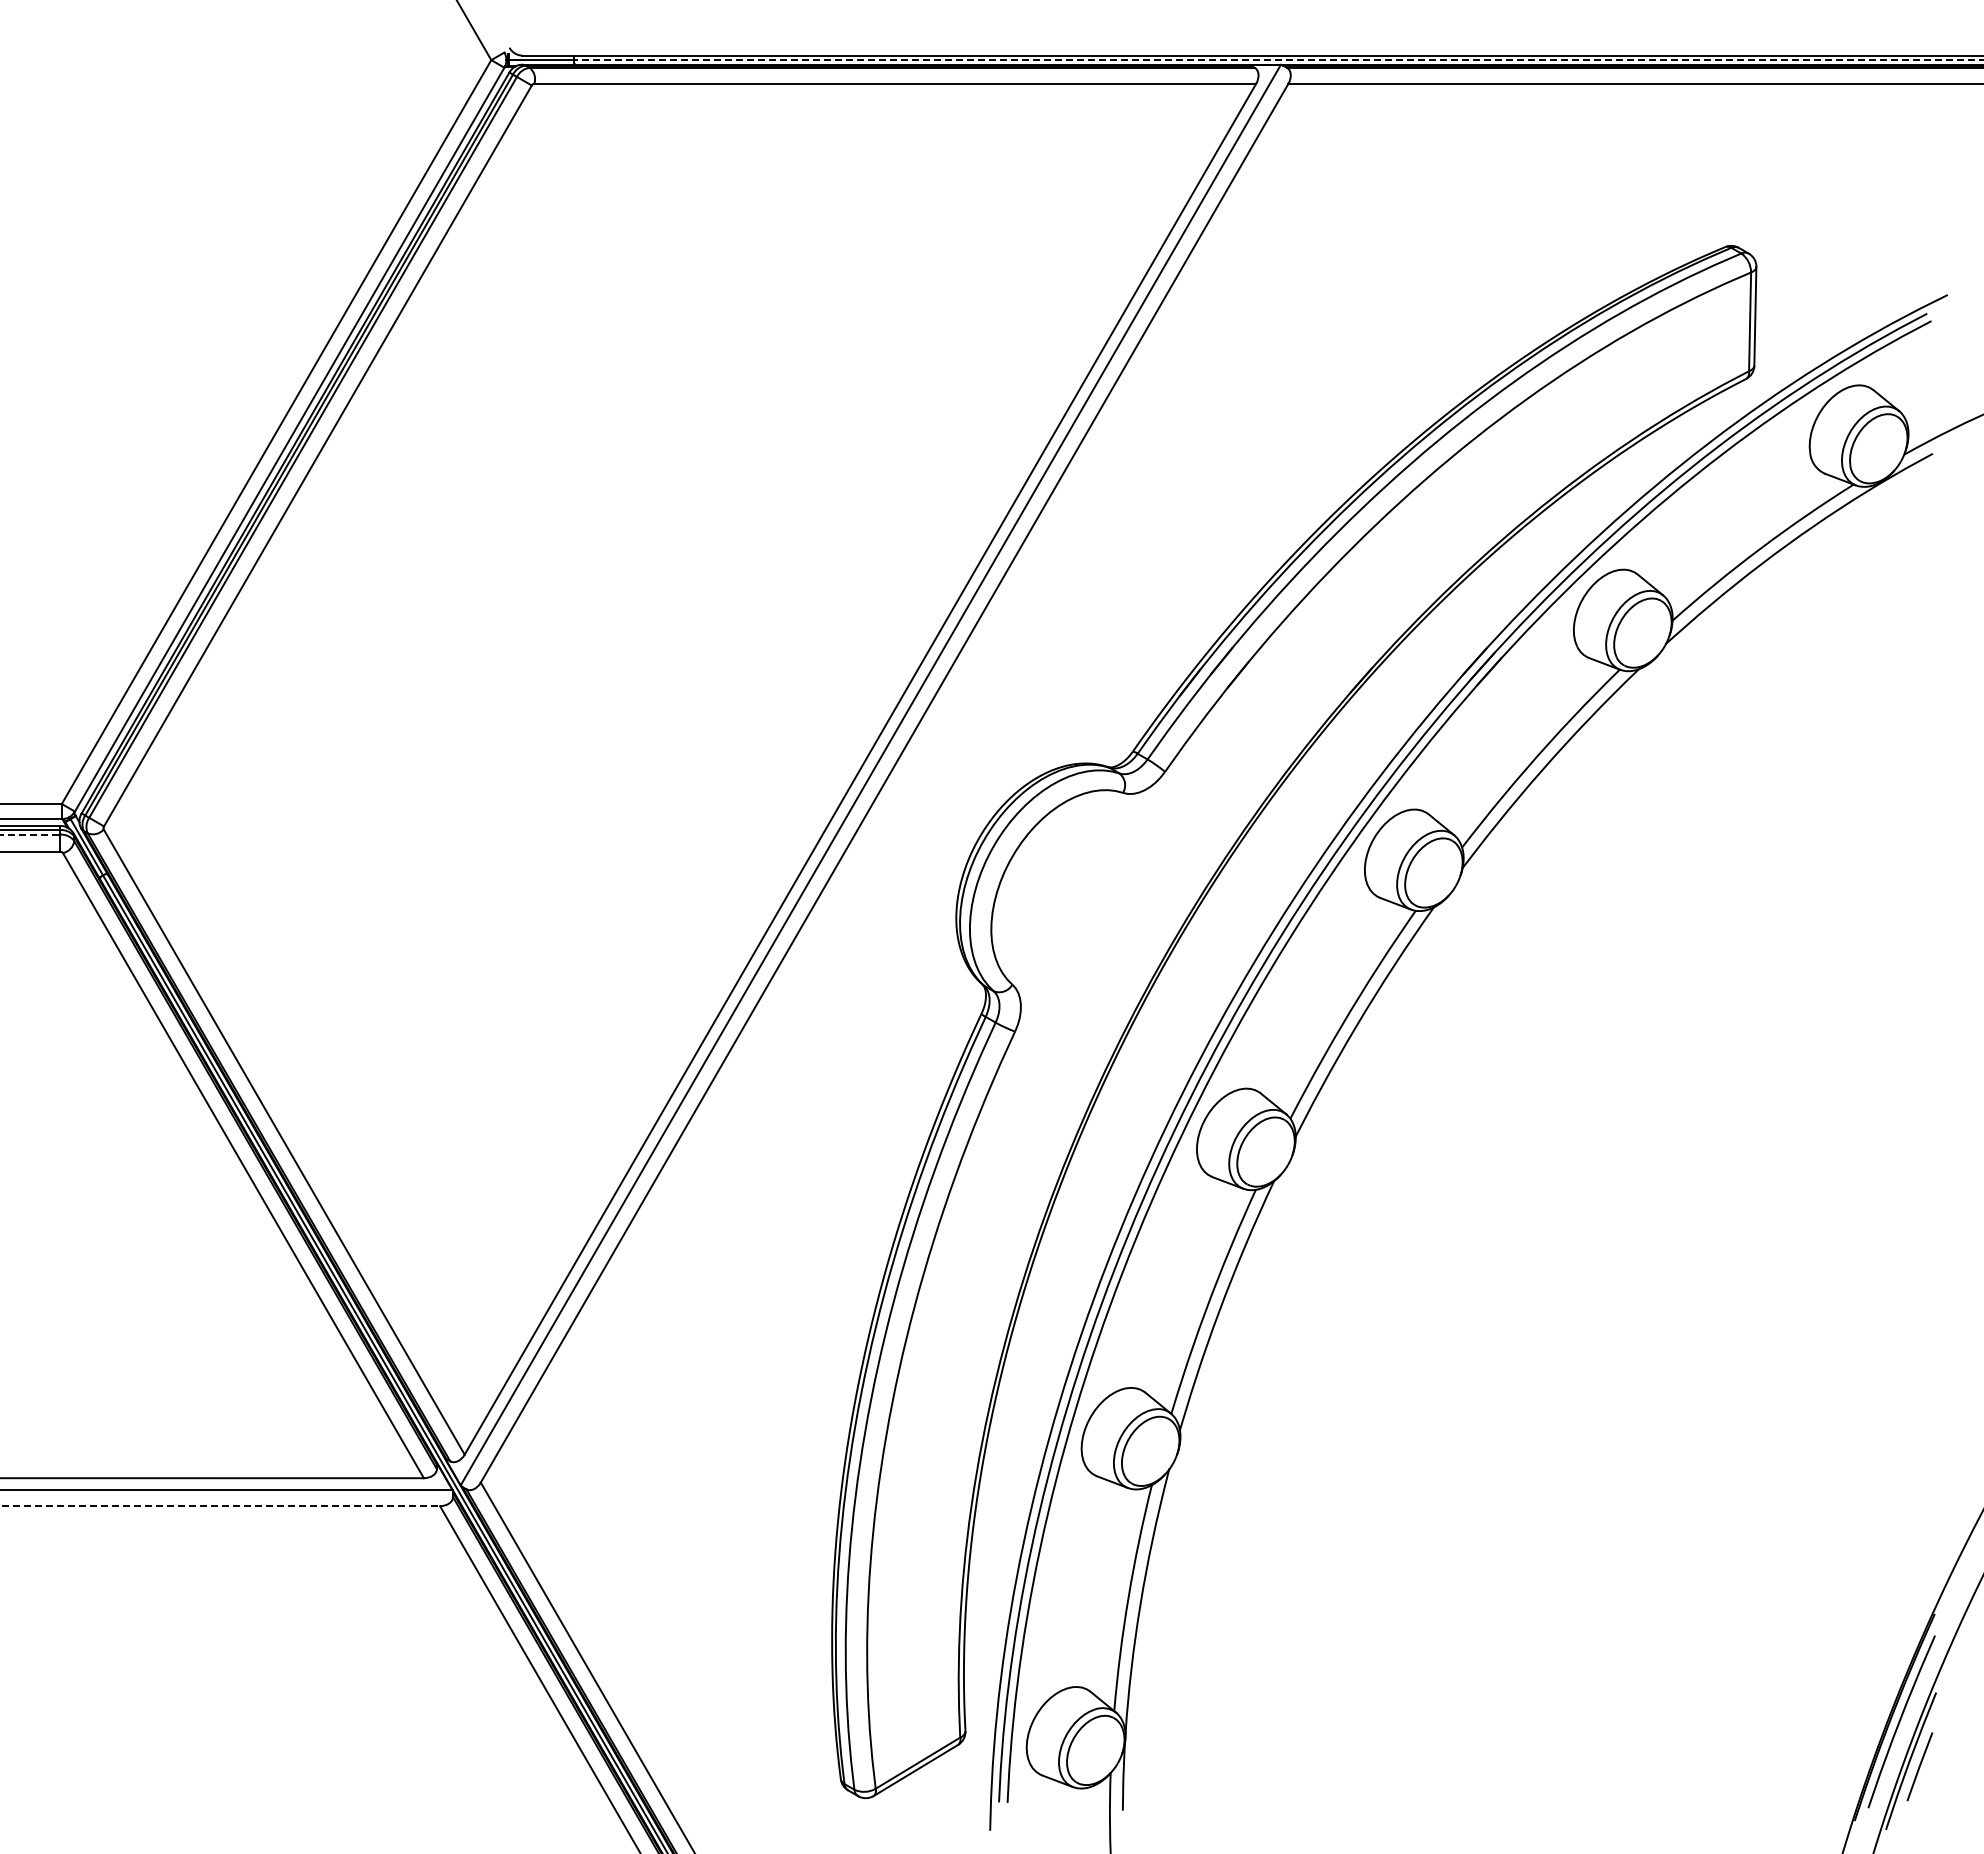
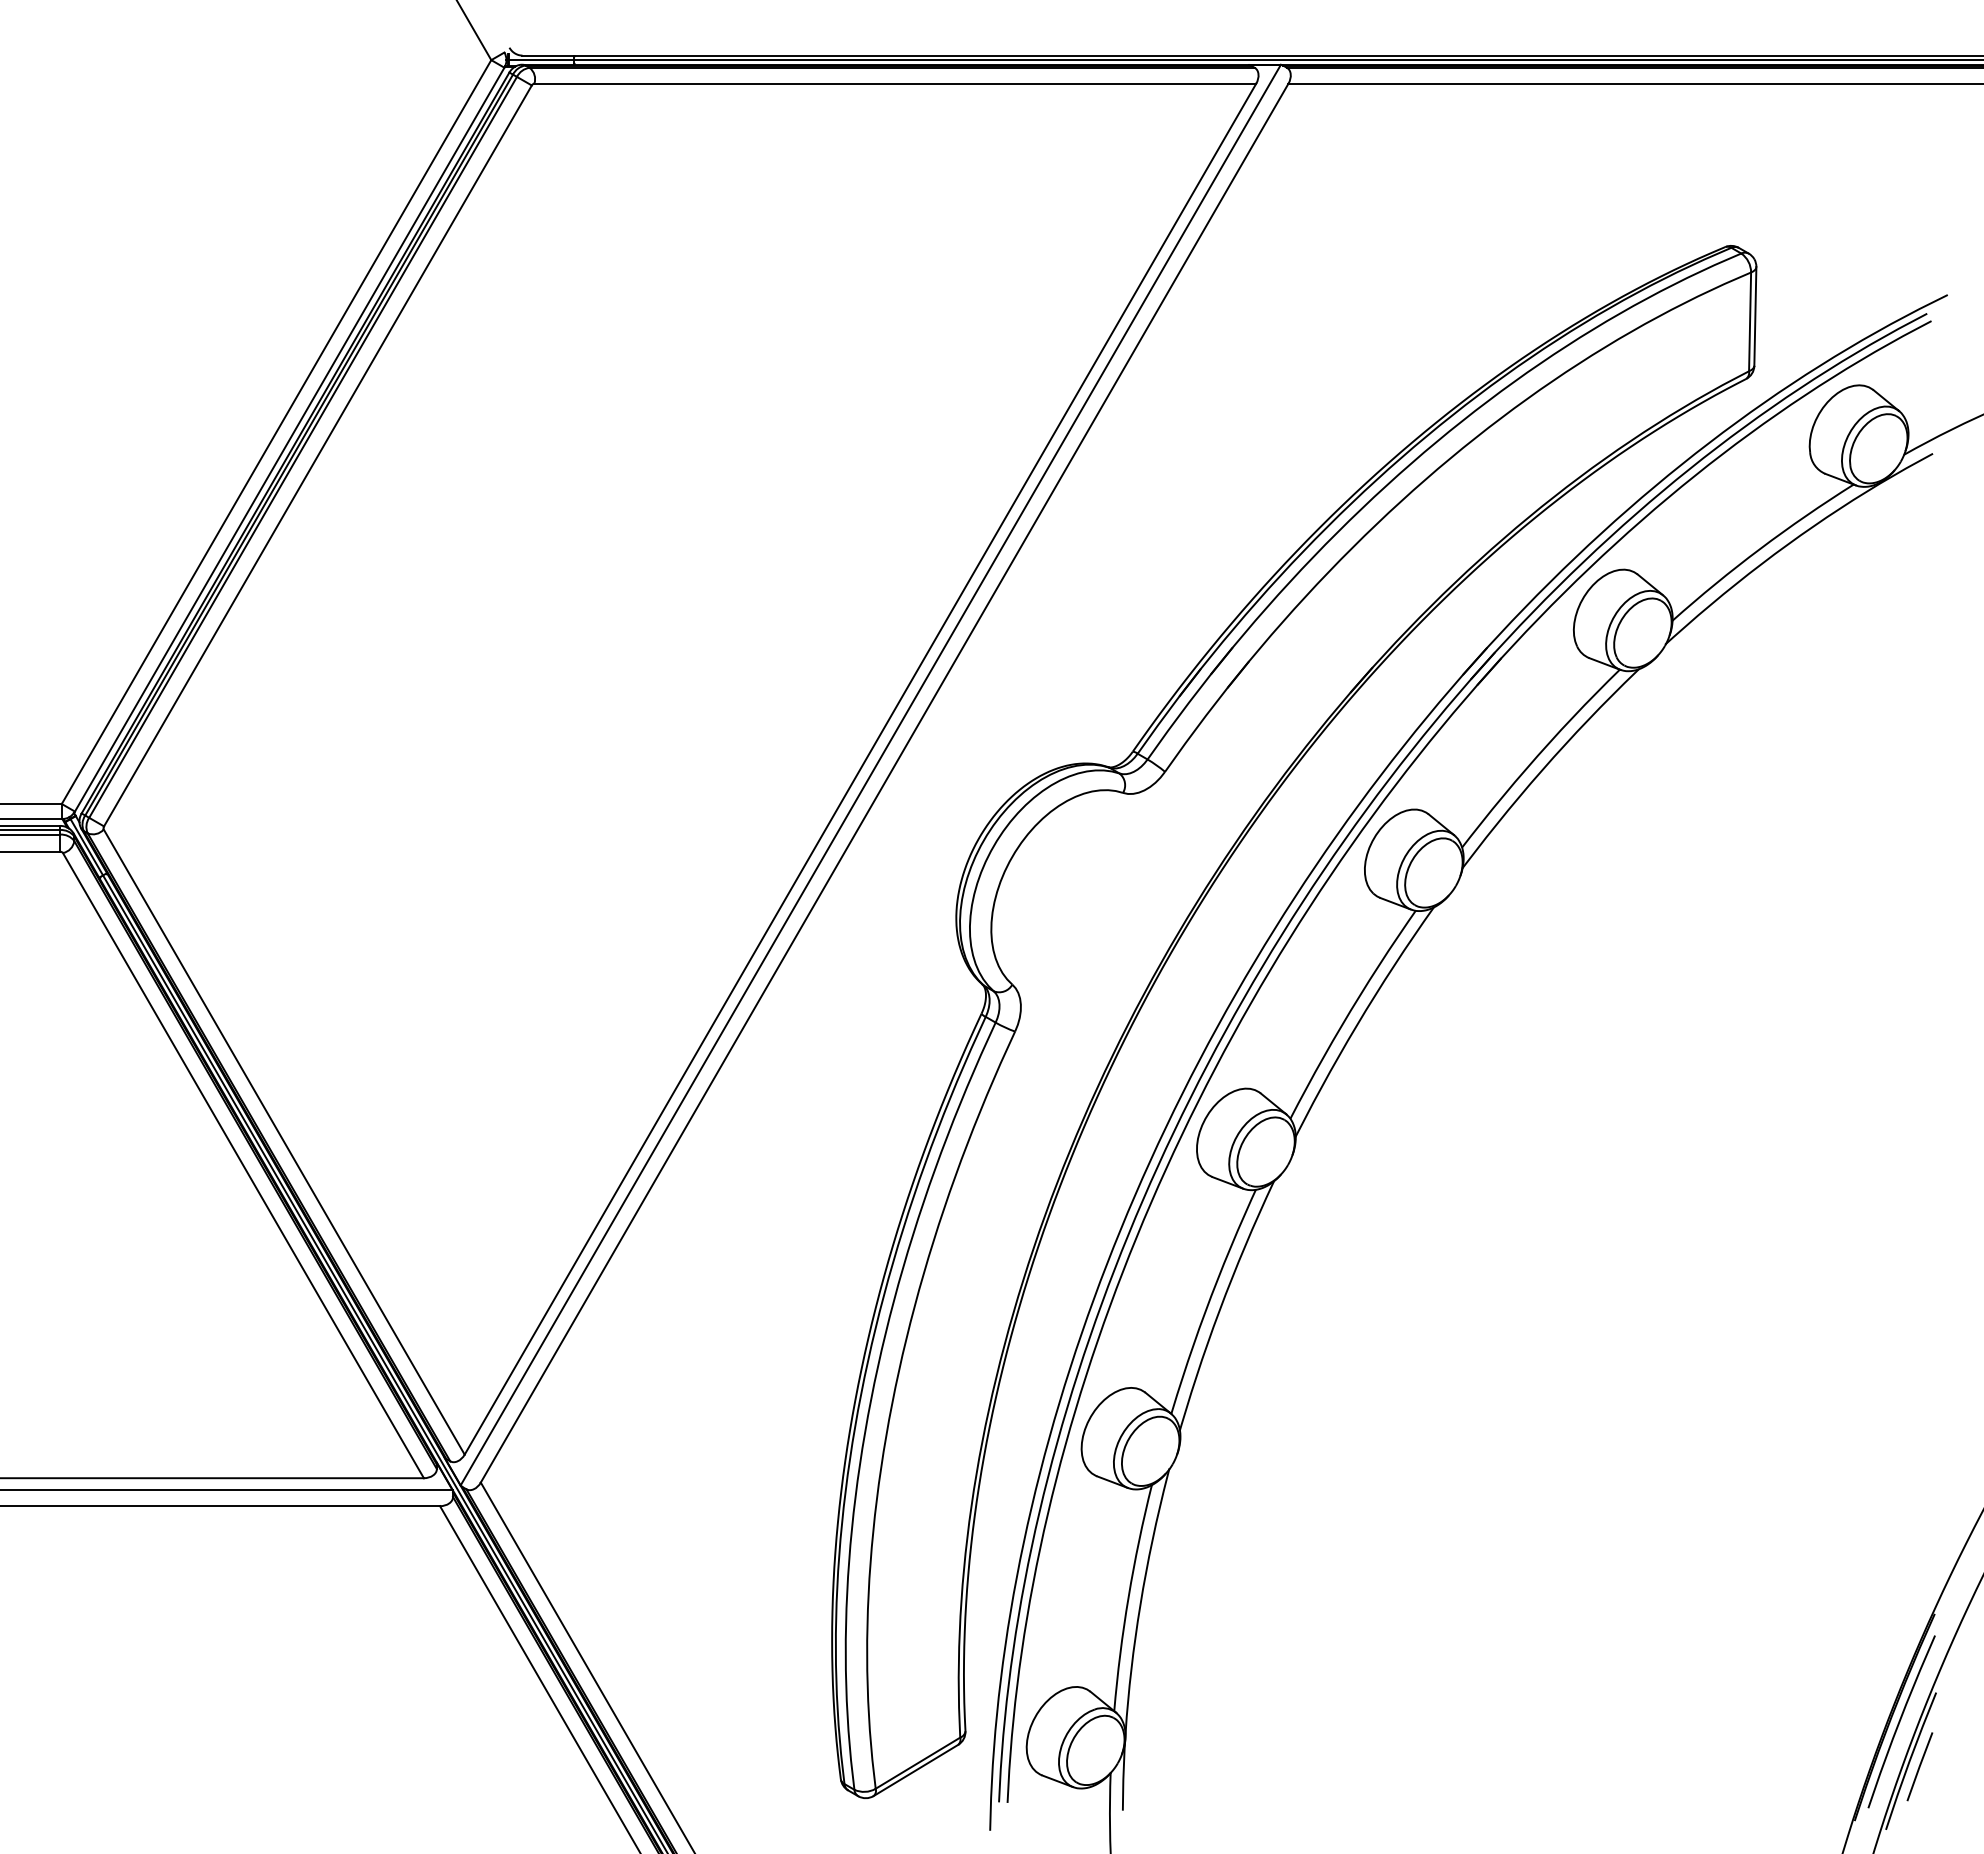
line: dashed -> solid (1278, 60)
line: dashed -> solid (30, 834)
line: dashed -> solid (220, 1506)
